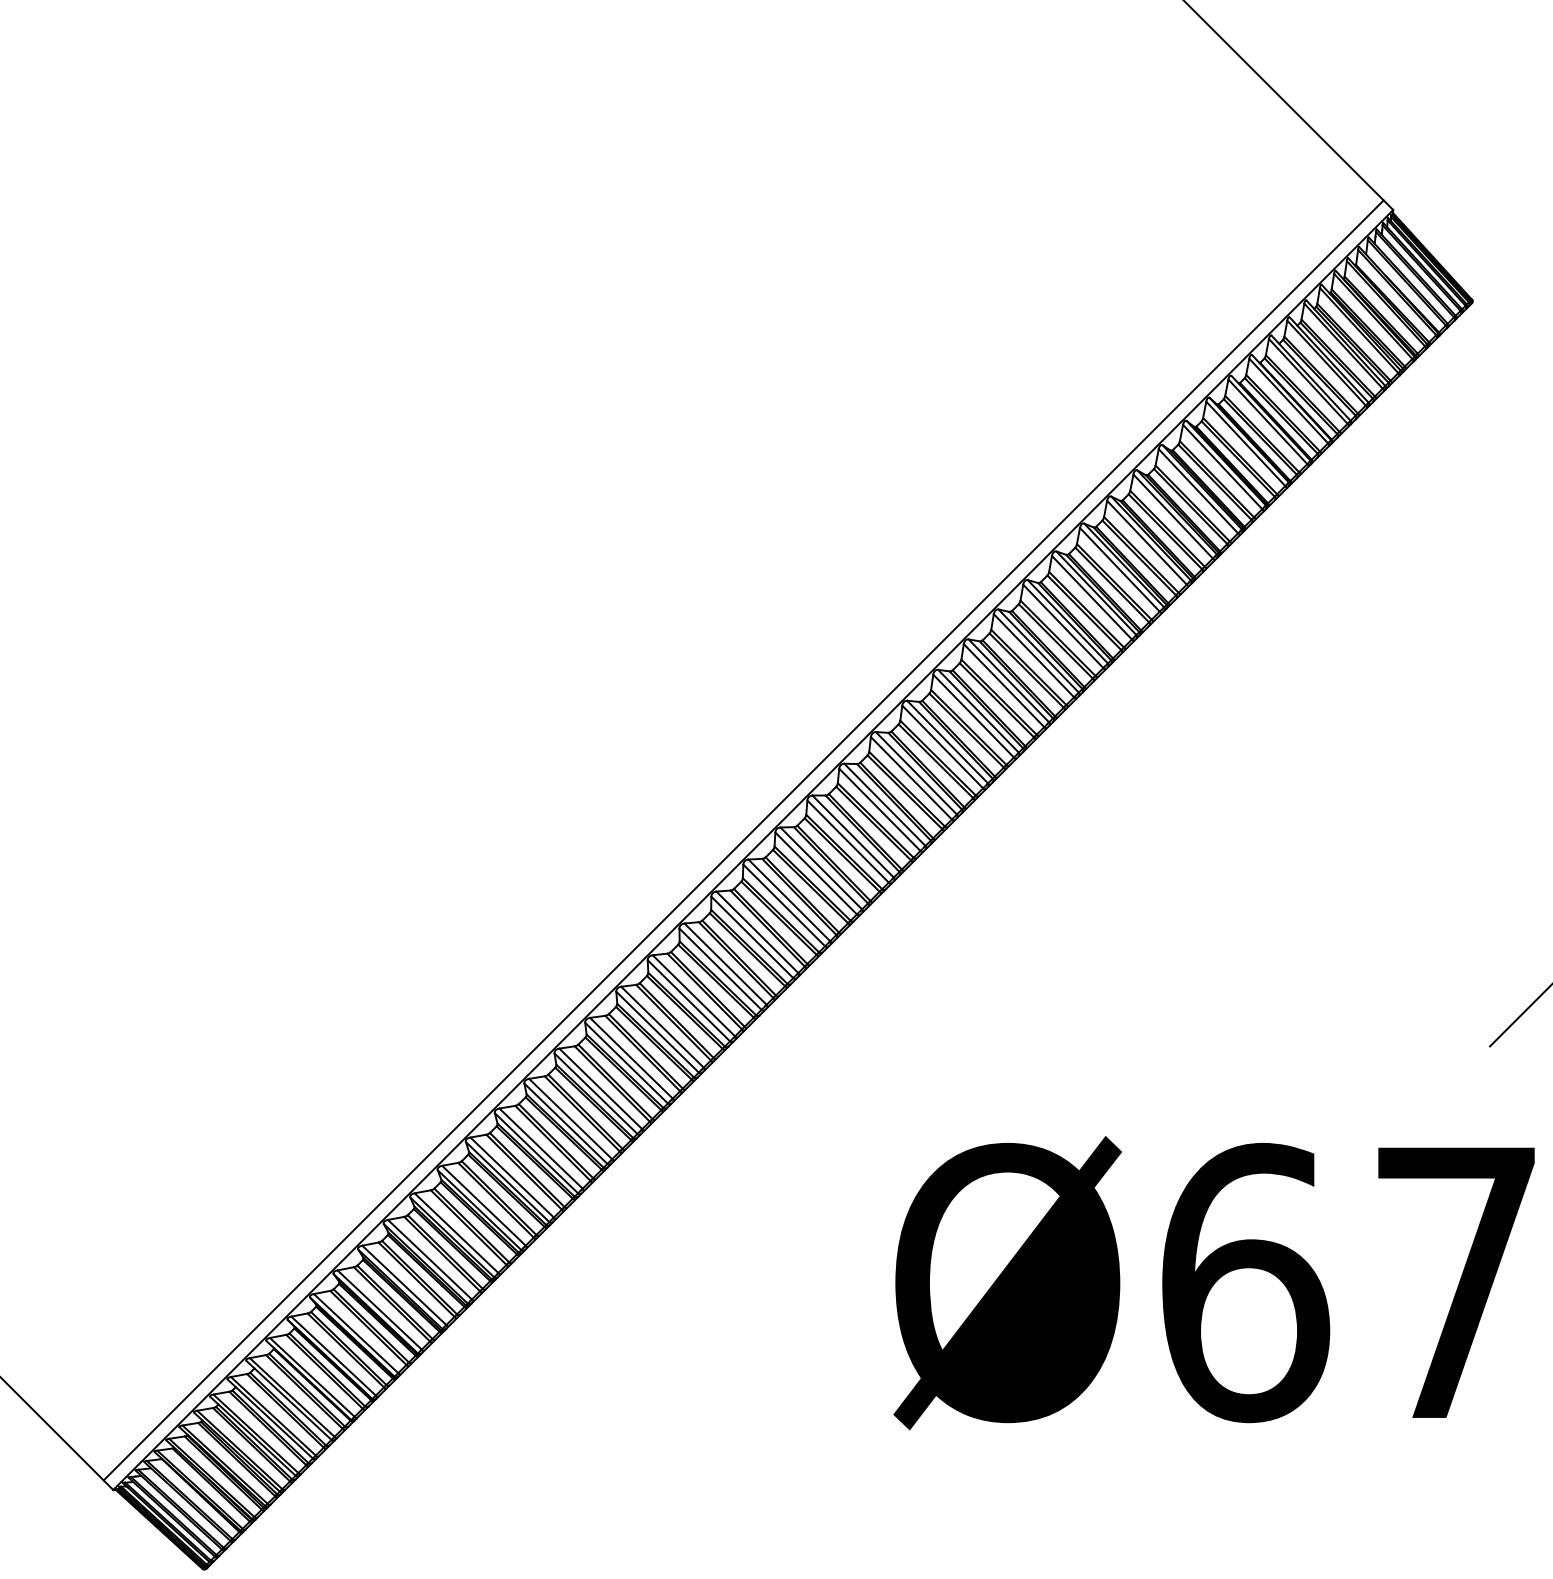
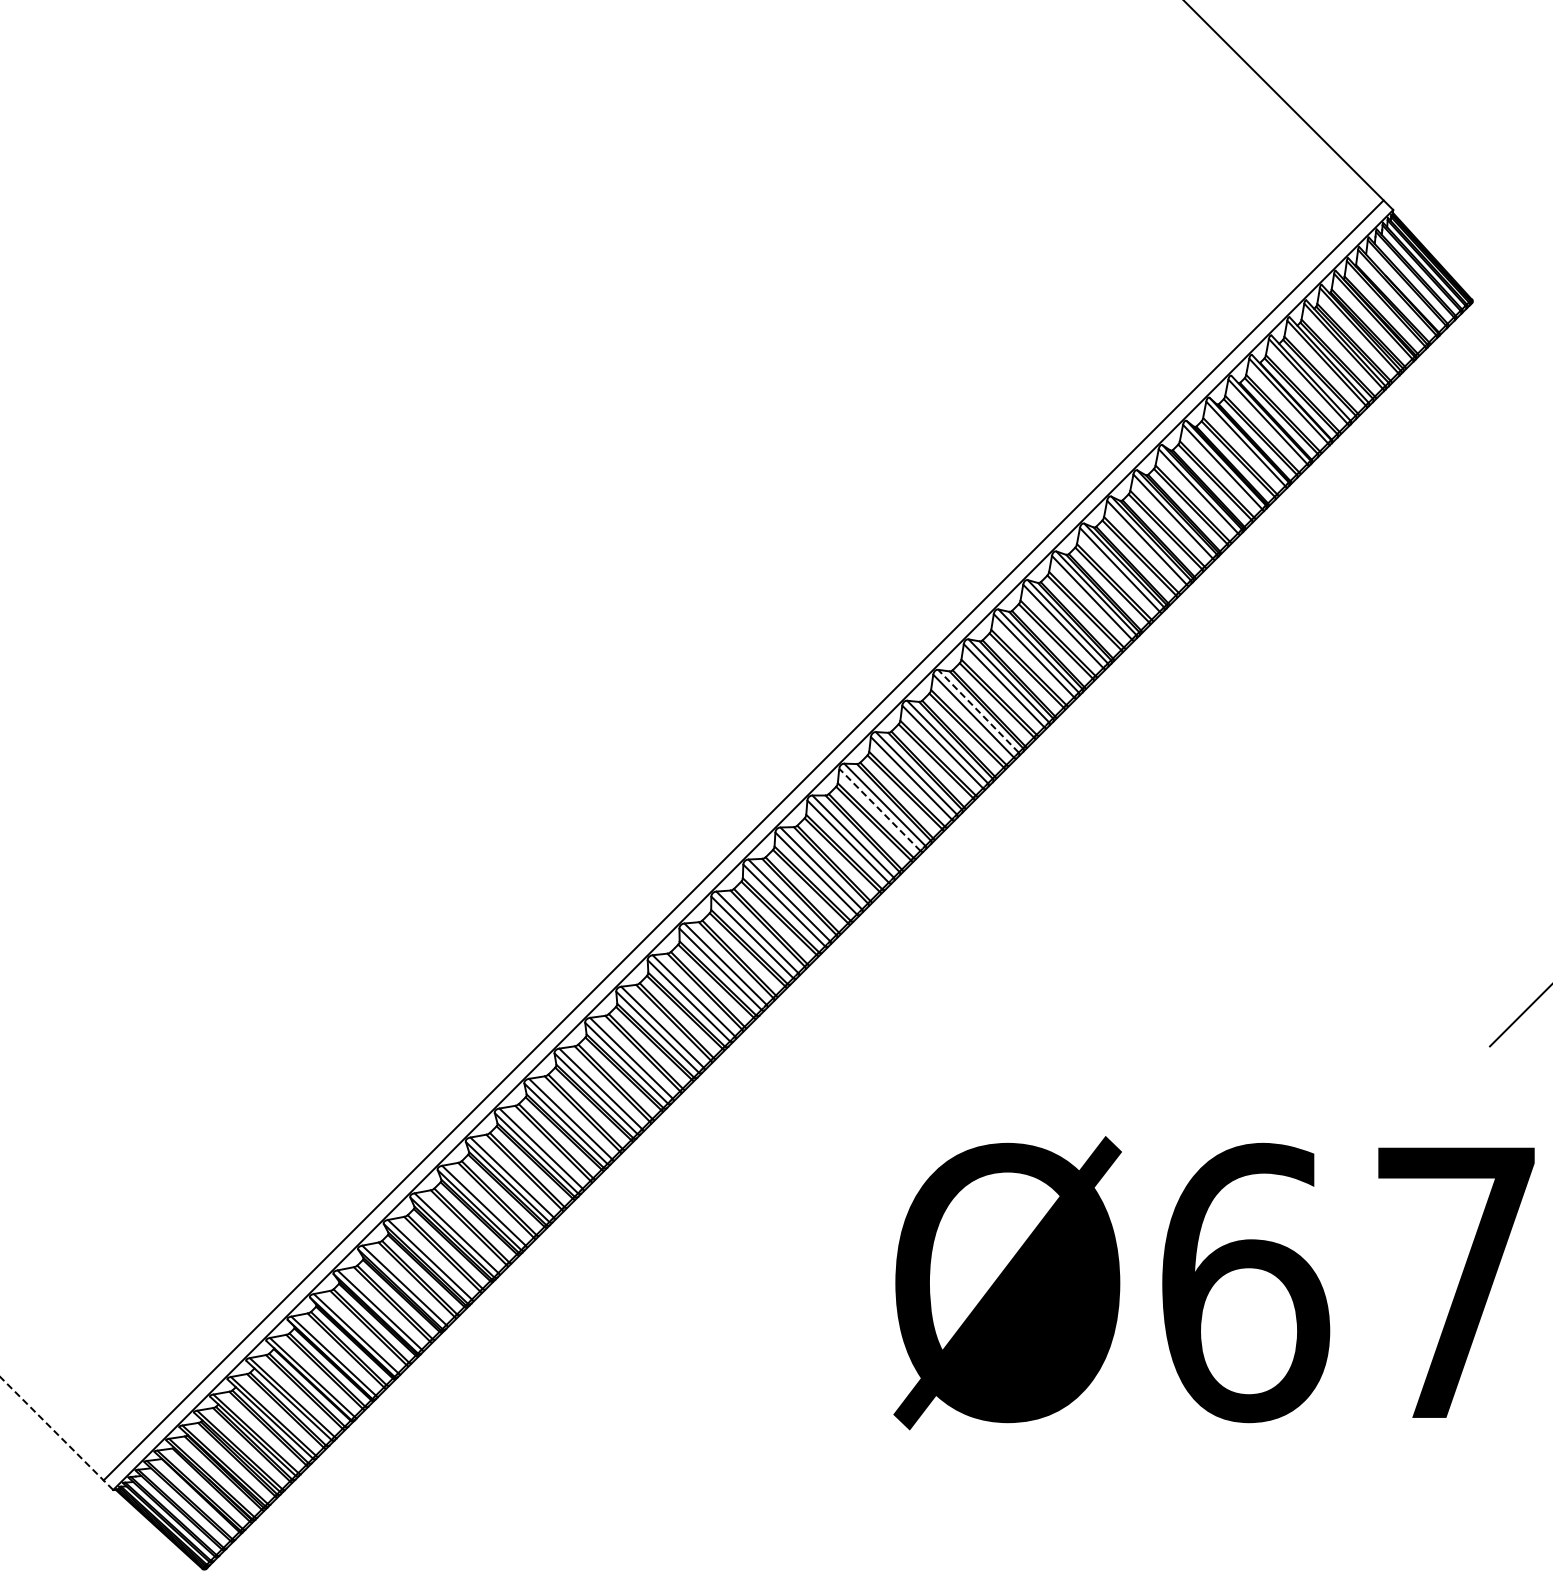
line: solid -> dashed (978, 711)
line: solid -> dashed (879, 809)
line: solid -> dashed (56, 1433)
